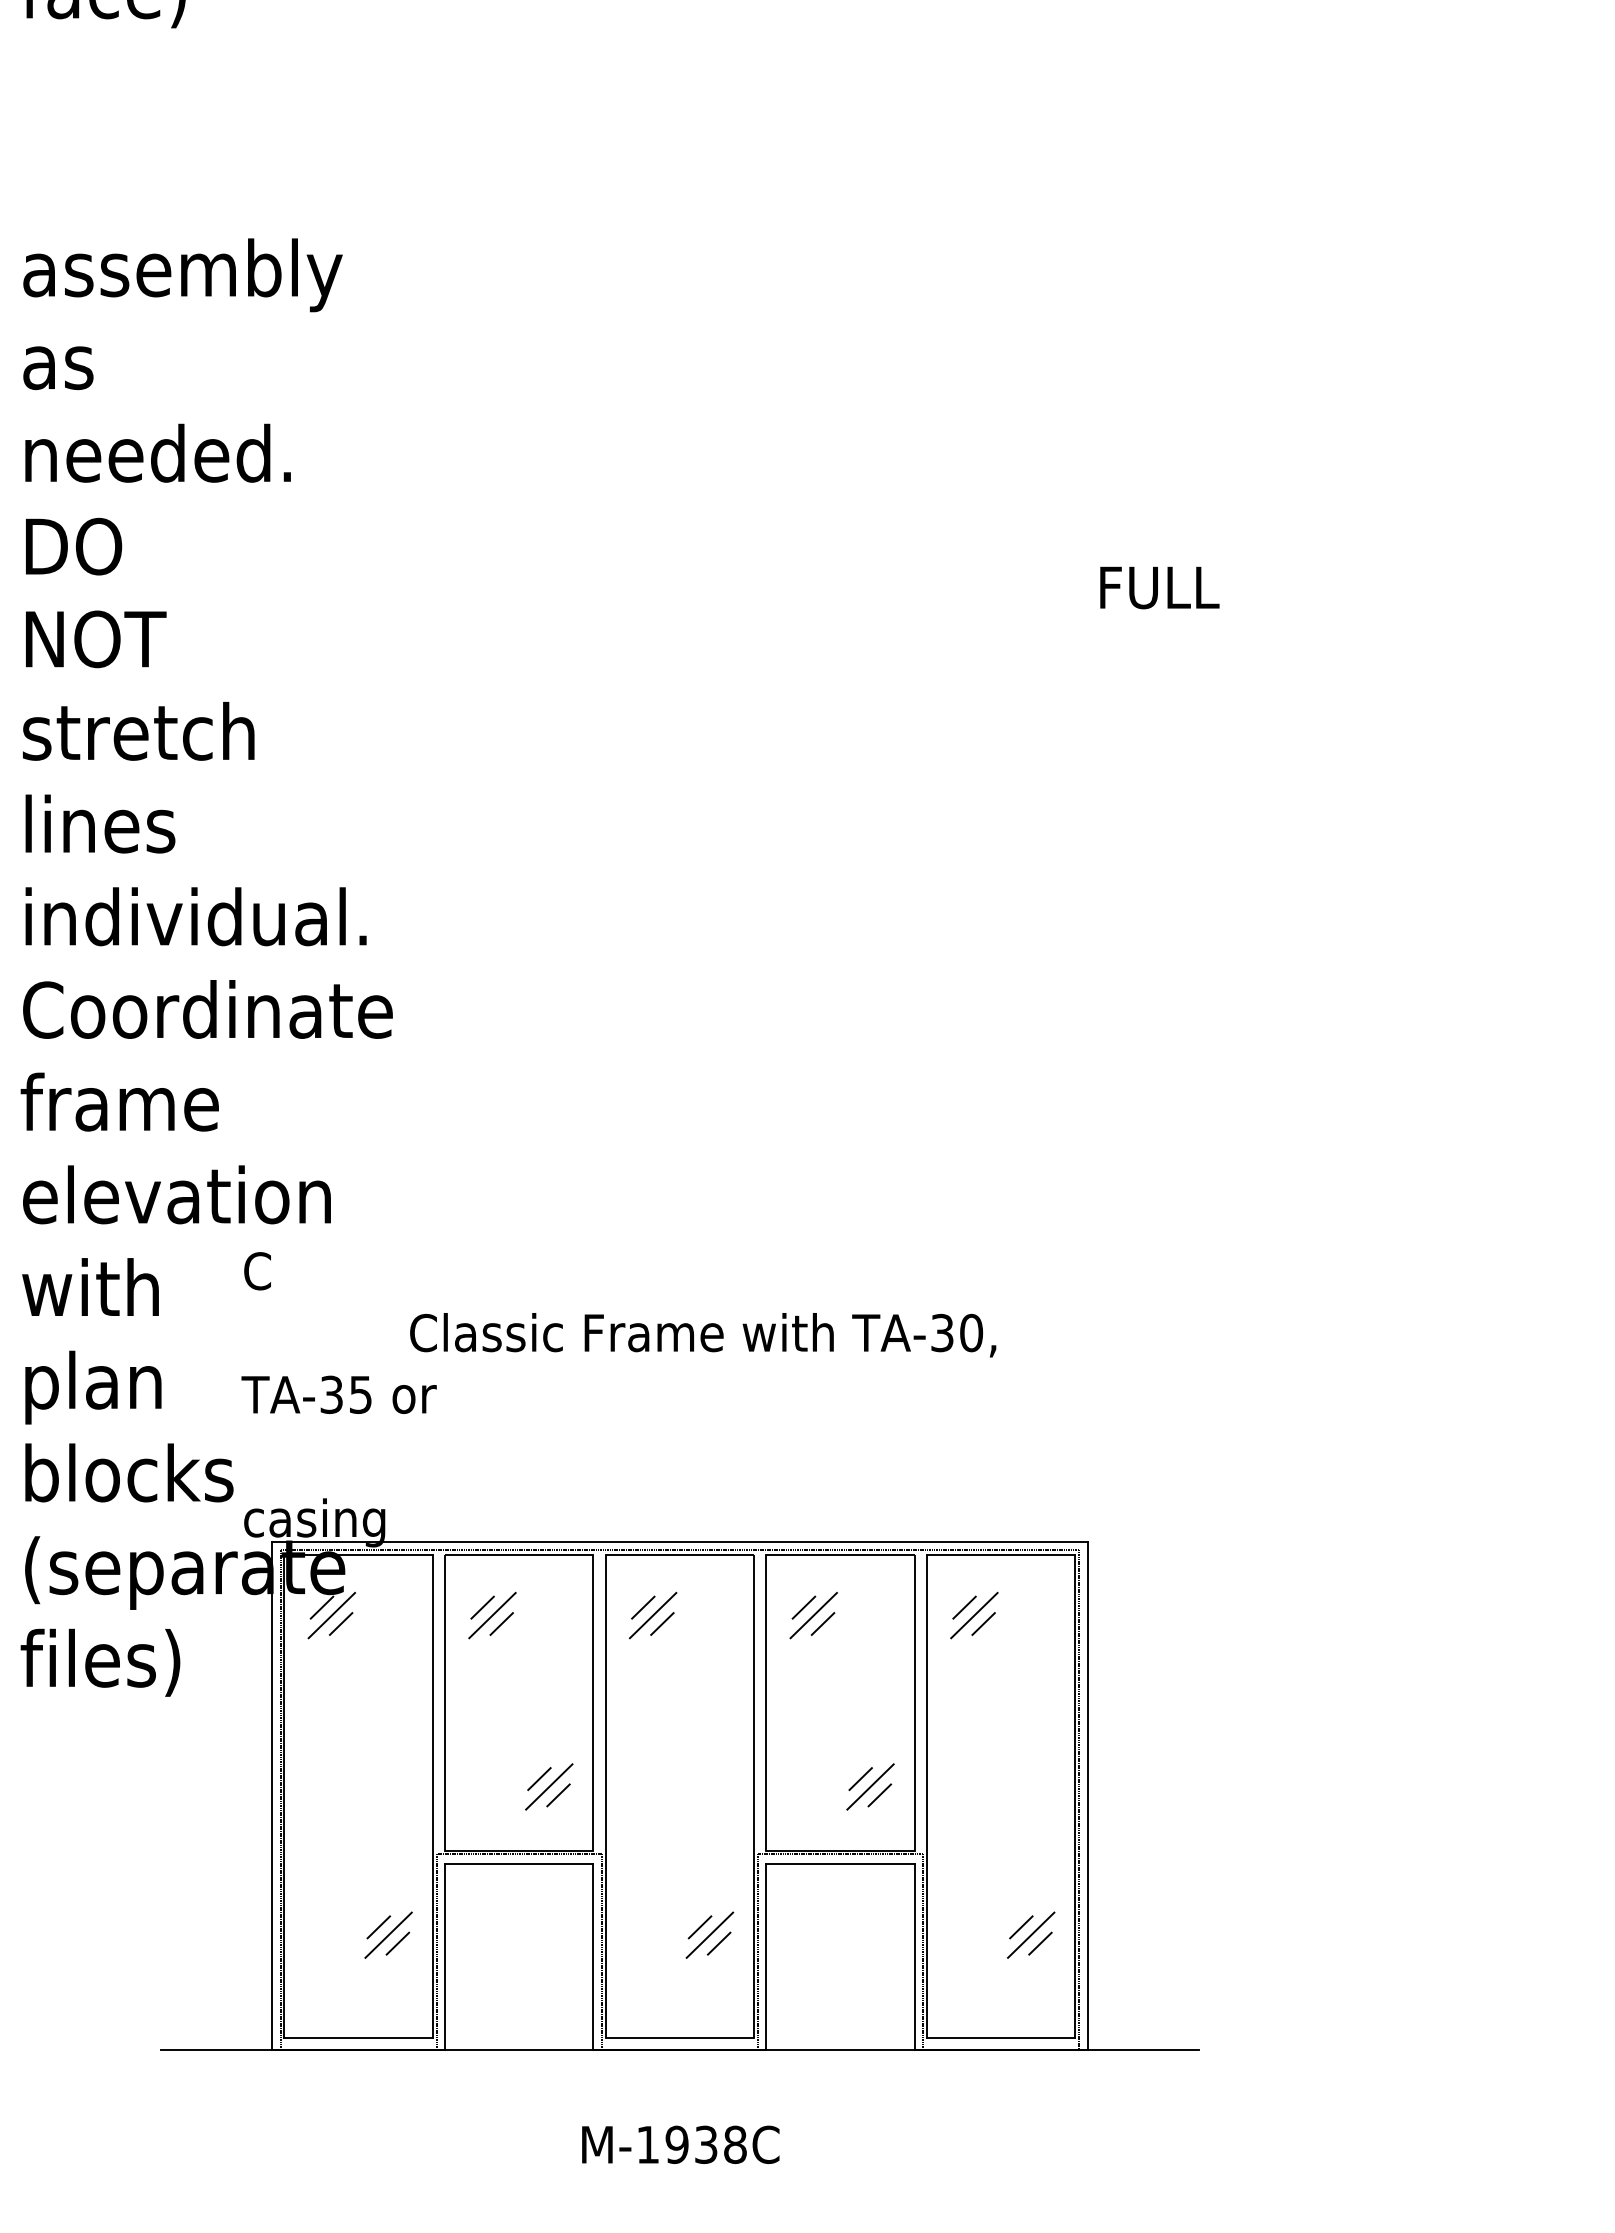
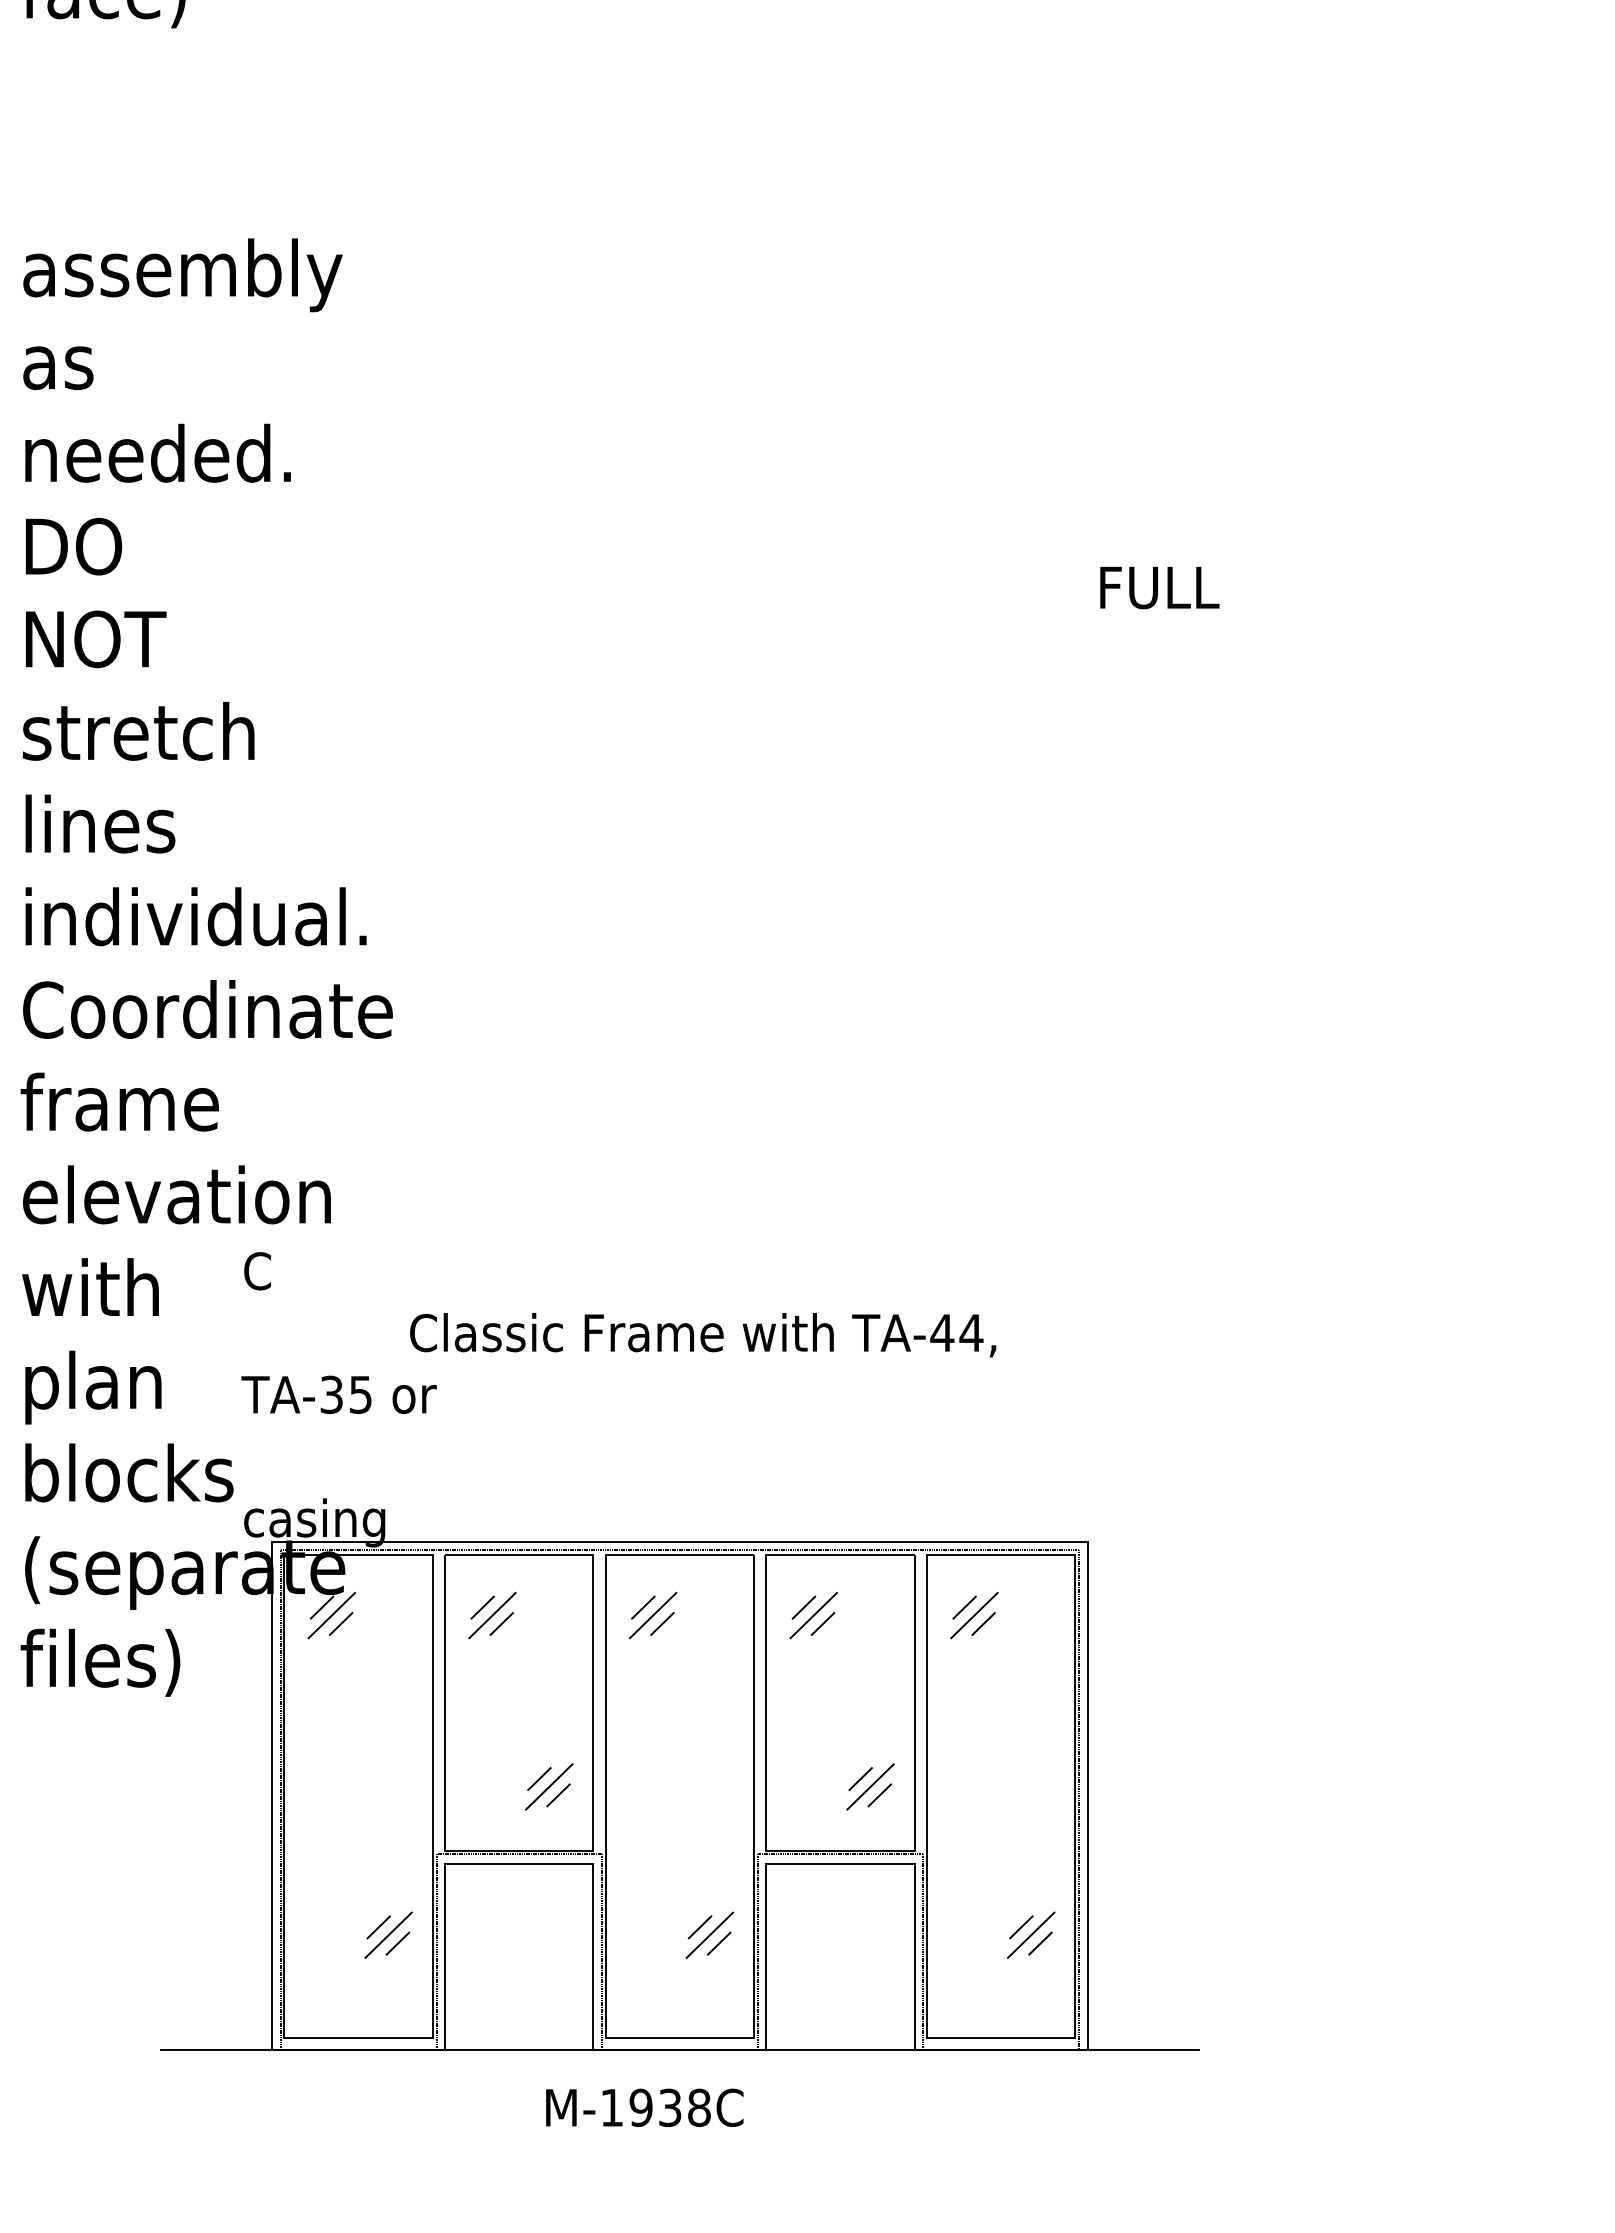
text: TA-30, -> TA-44, (956, 1332)
text position: (680, 2144) -> (644, 2107) (644, 2107)
